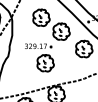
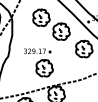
part position: (39, 57) -> (38, 62) (38, 62)
